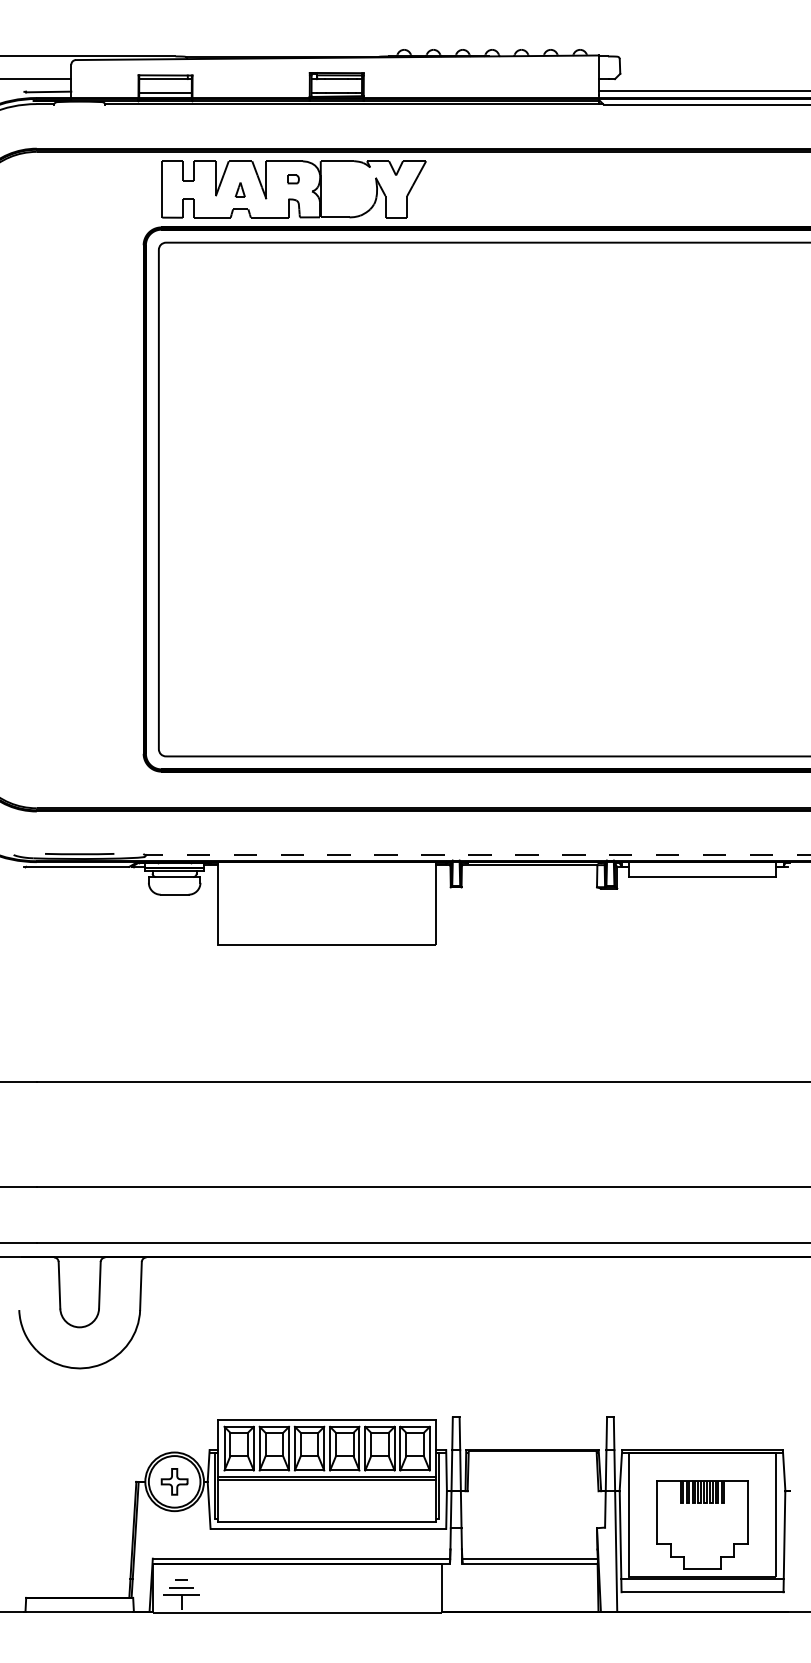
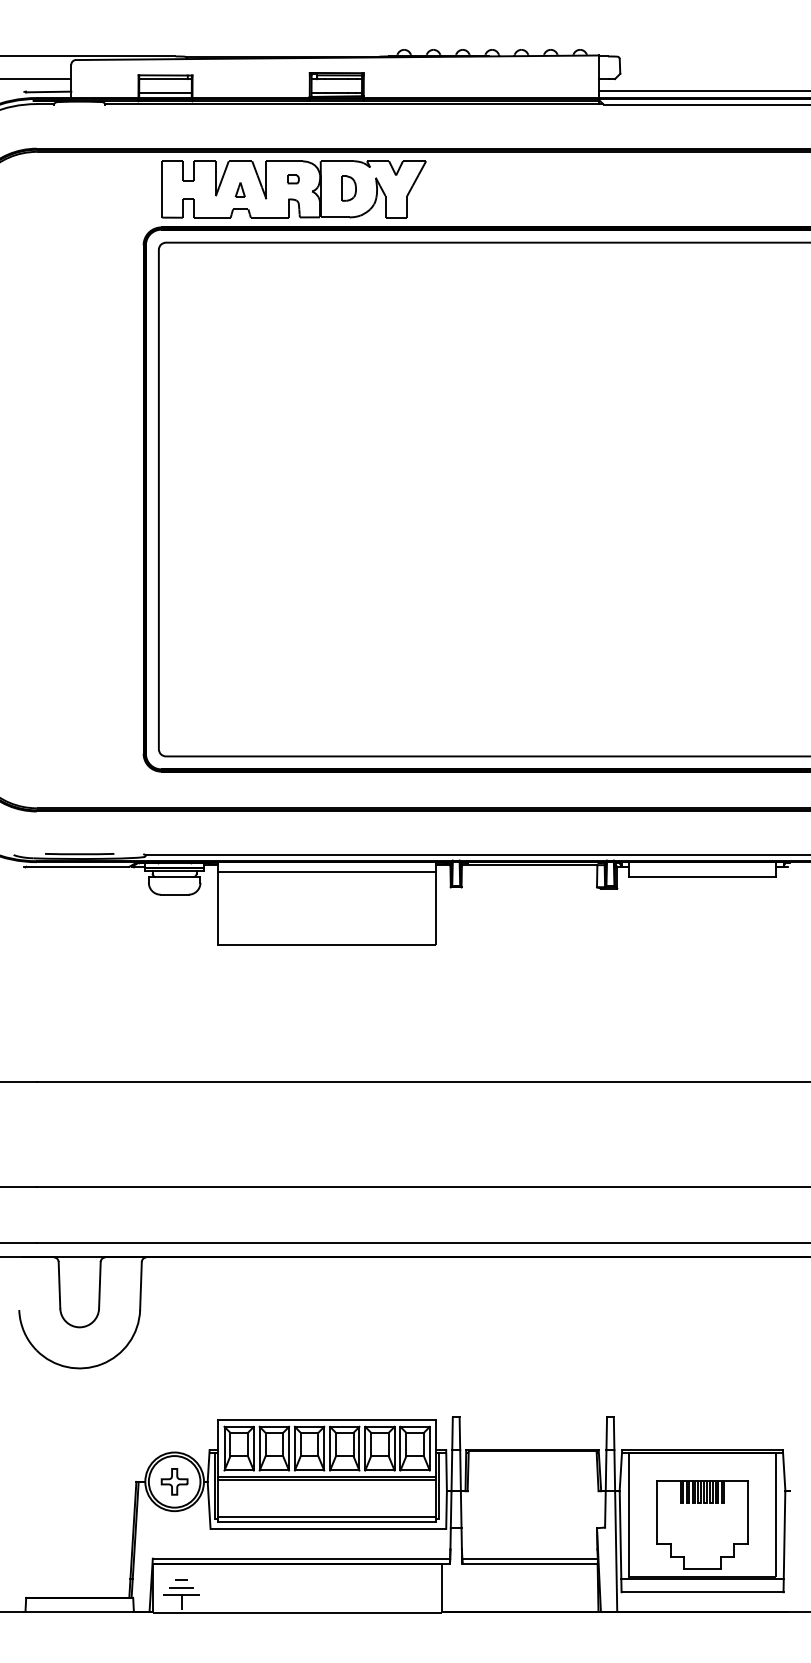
part: none -> present (348, 188)
line: dashed -> solid (478, 855)
line: none -> present (326, 871)
line: none -> present (326, 1516)
